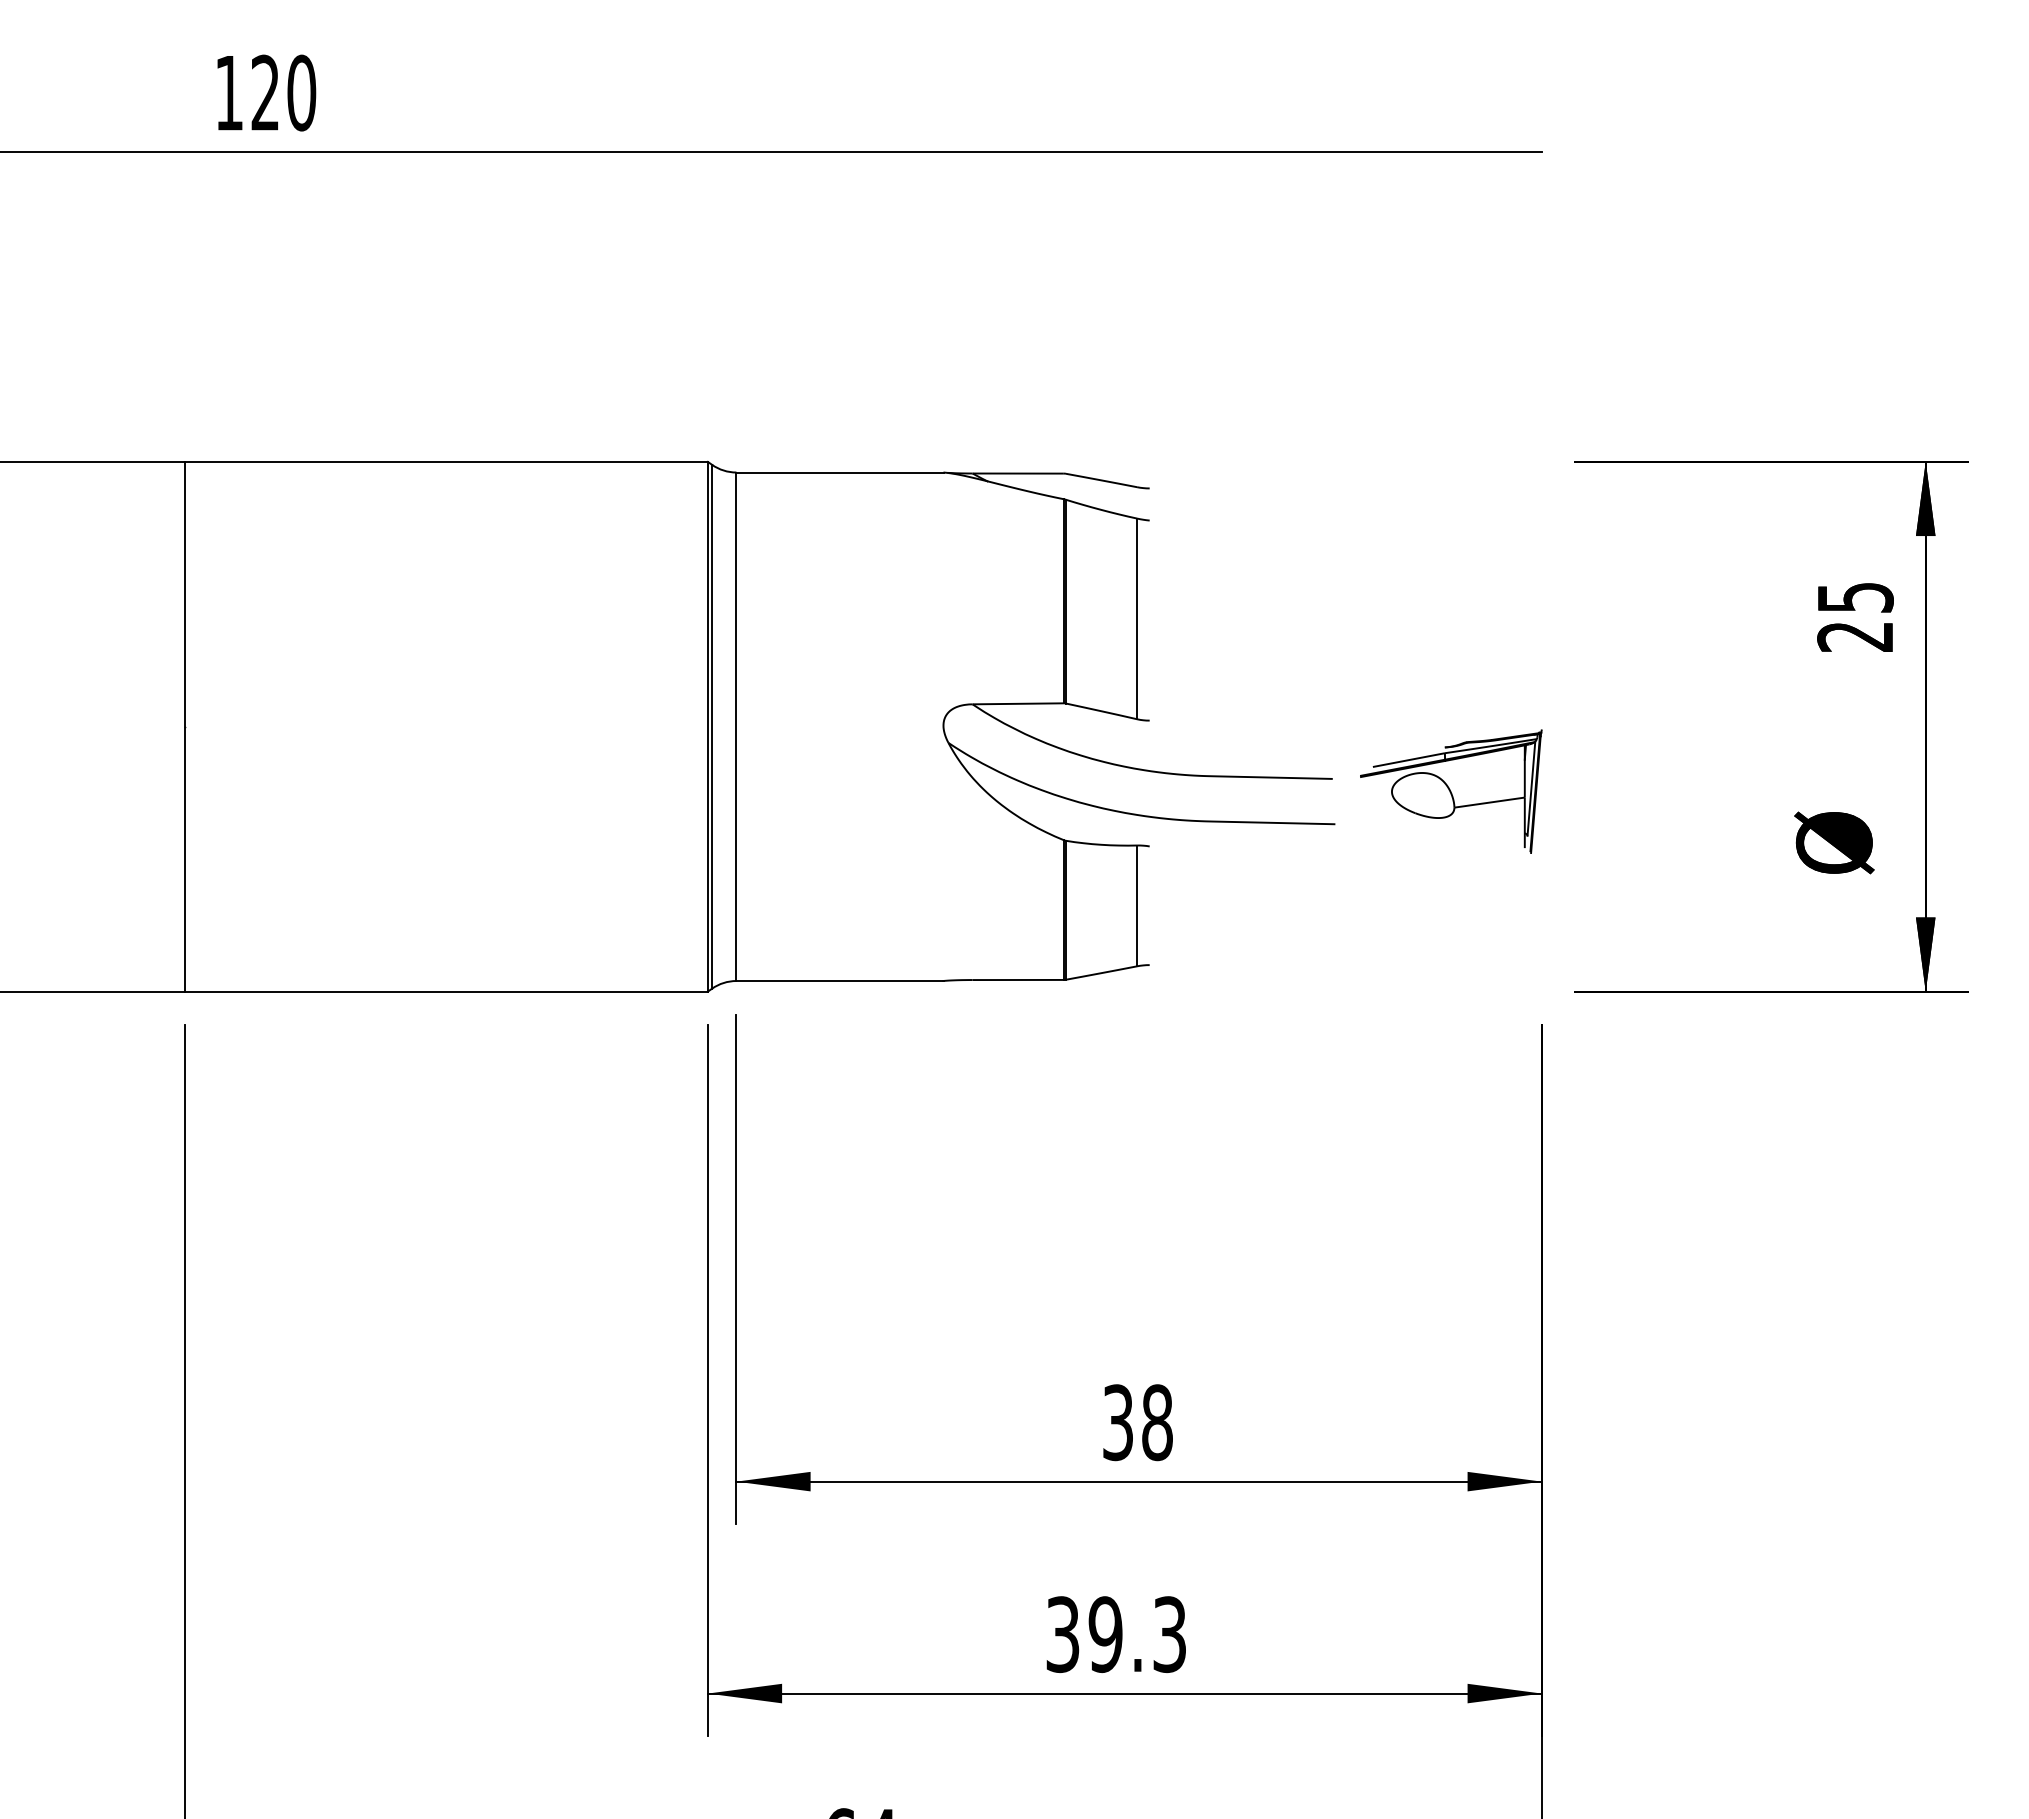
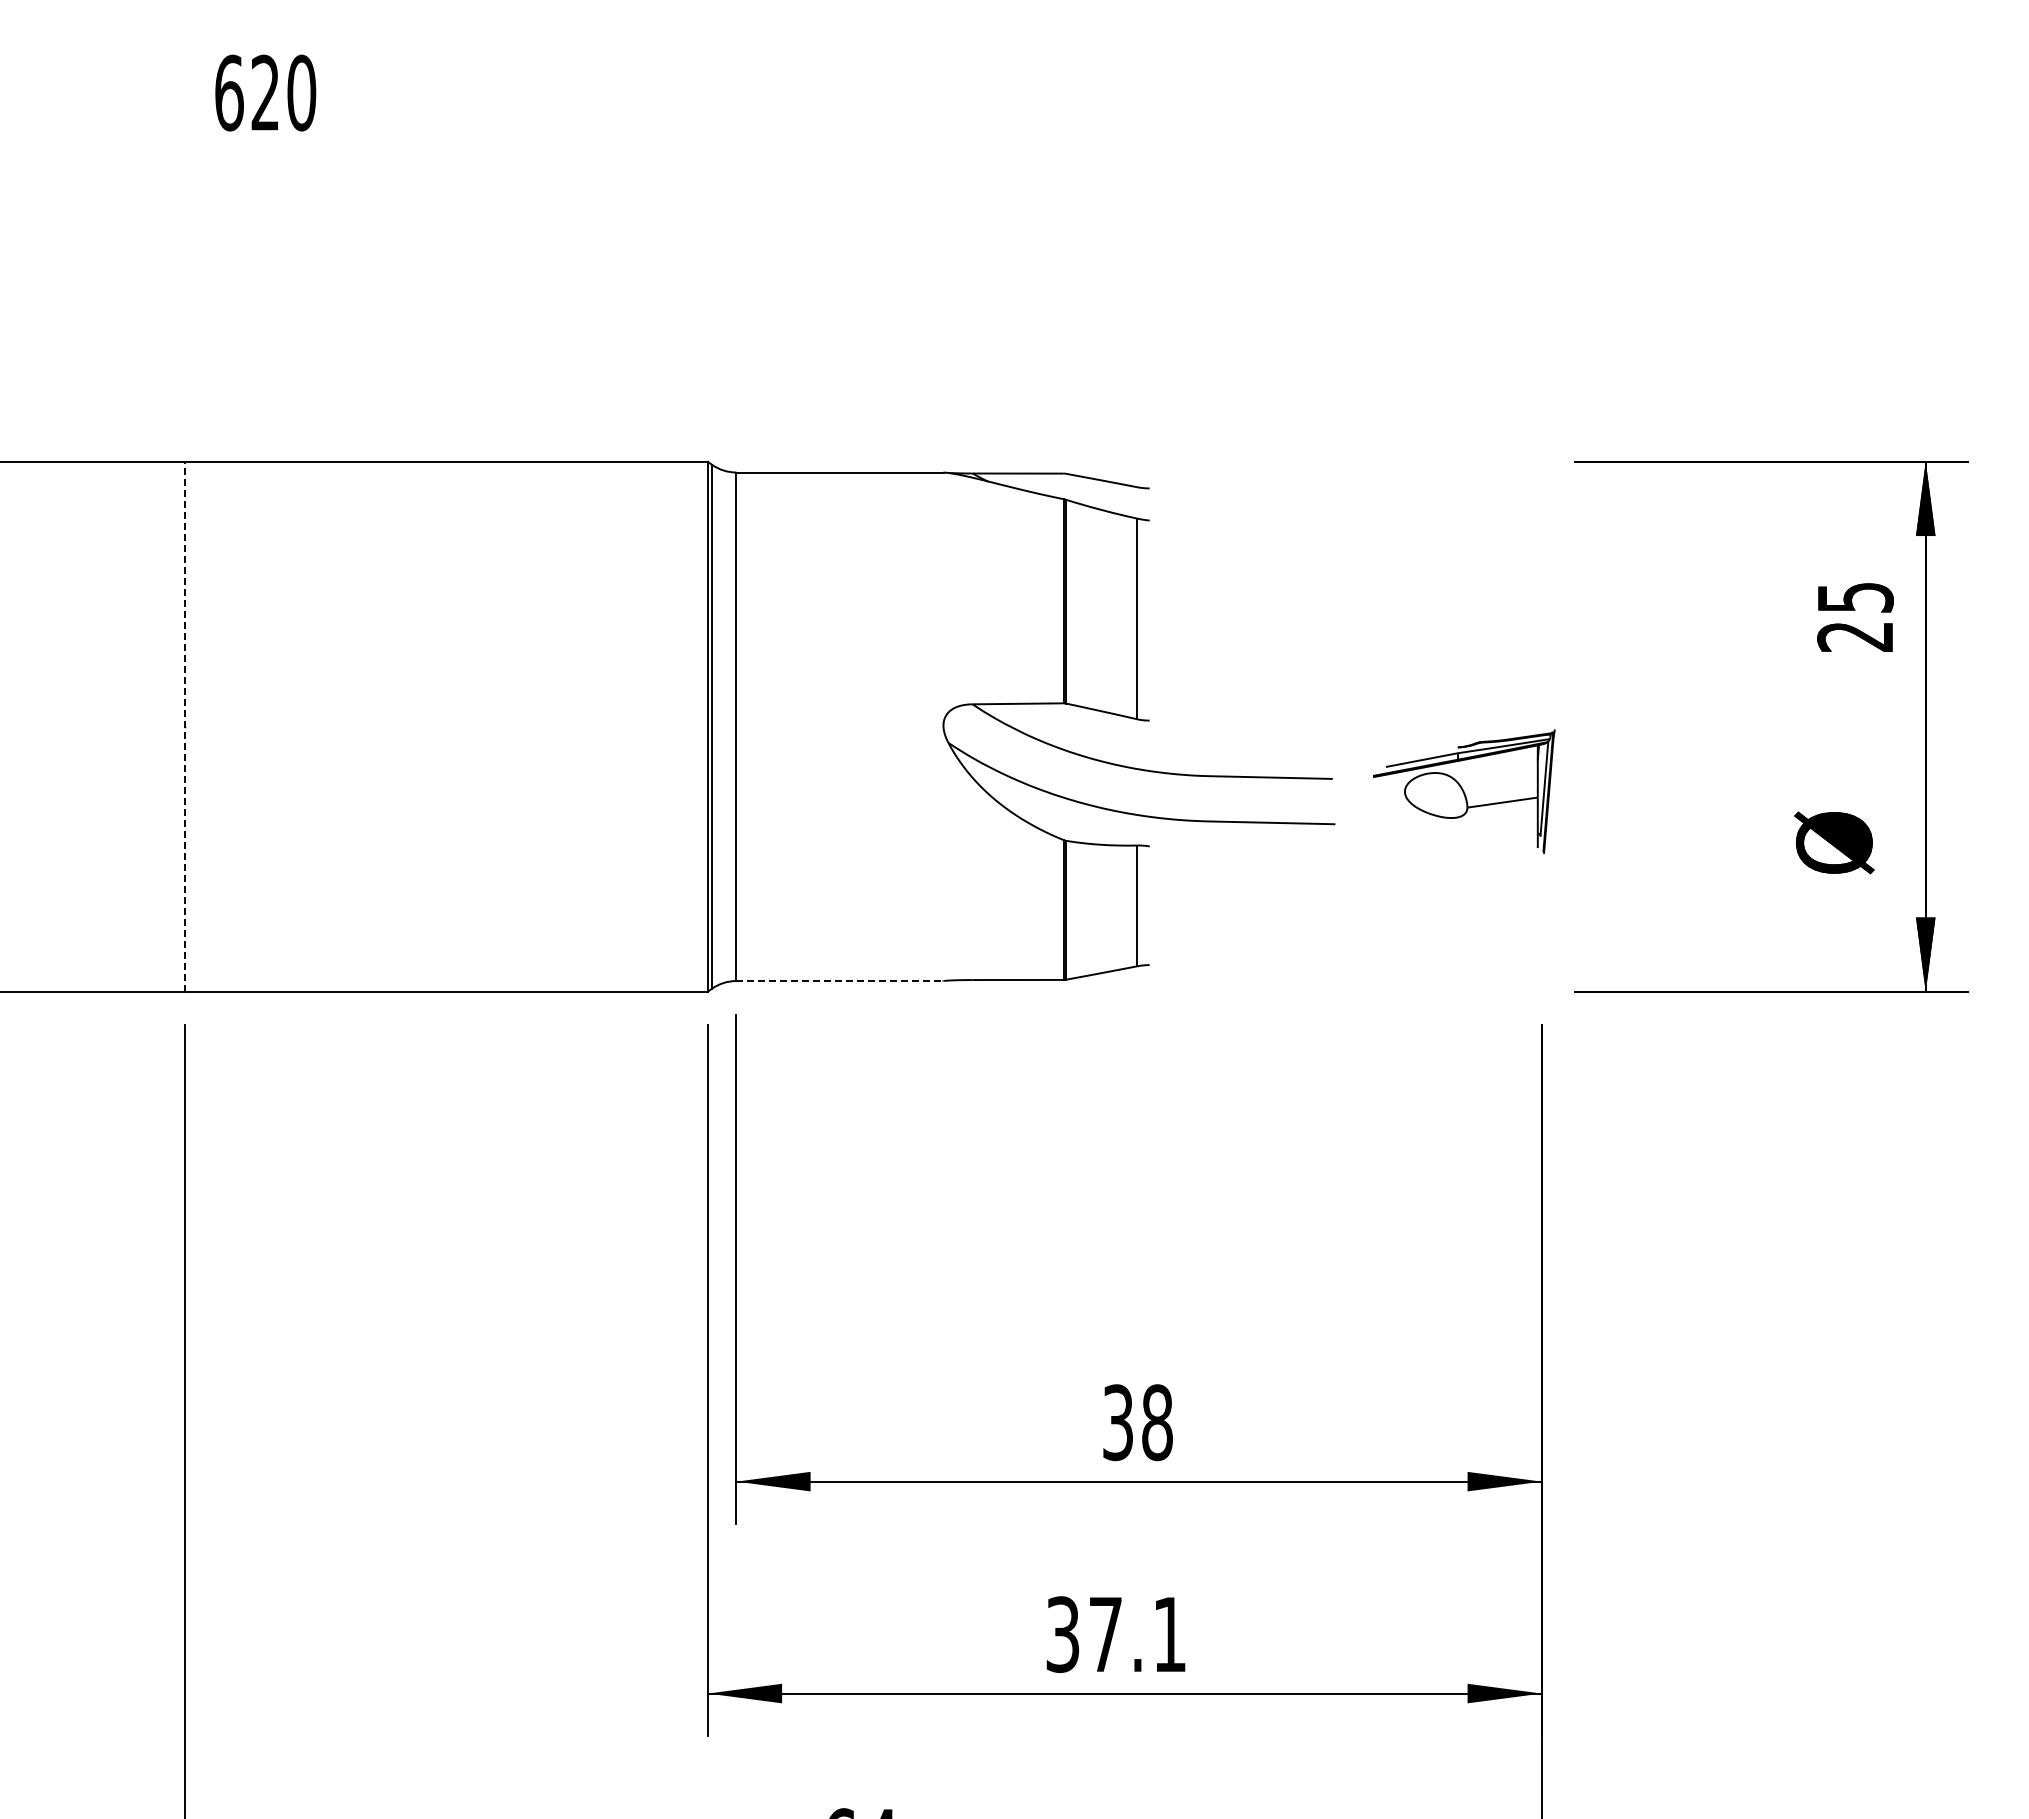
text: 120 -> 620 (229, 92)
line: present -> none (771, 152)
line: solid -> dashed (185, 726)
part position: (1451, 791) -> (1464, 791) (1464, 791)
line: solid -> dashed (840, 981)
text: 39.3 -> 37.1 (1136, 1634)
